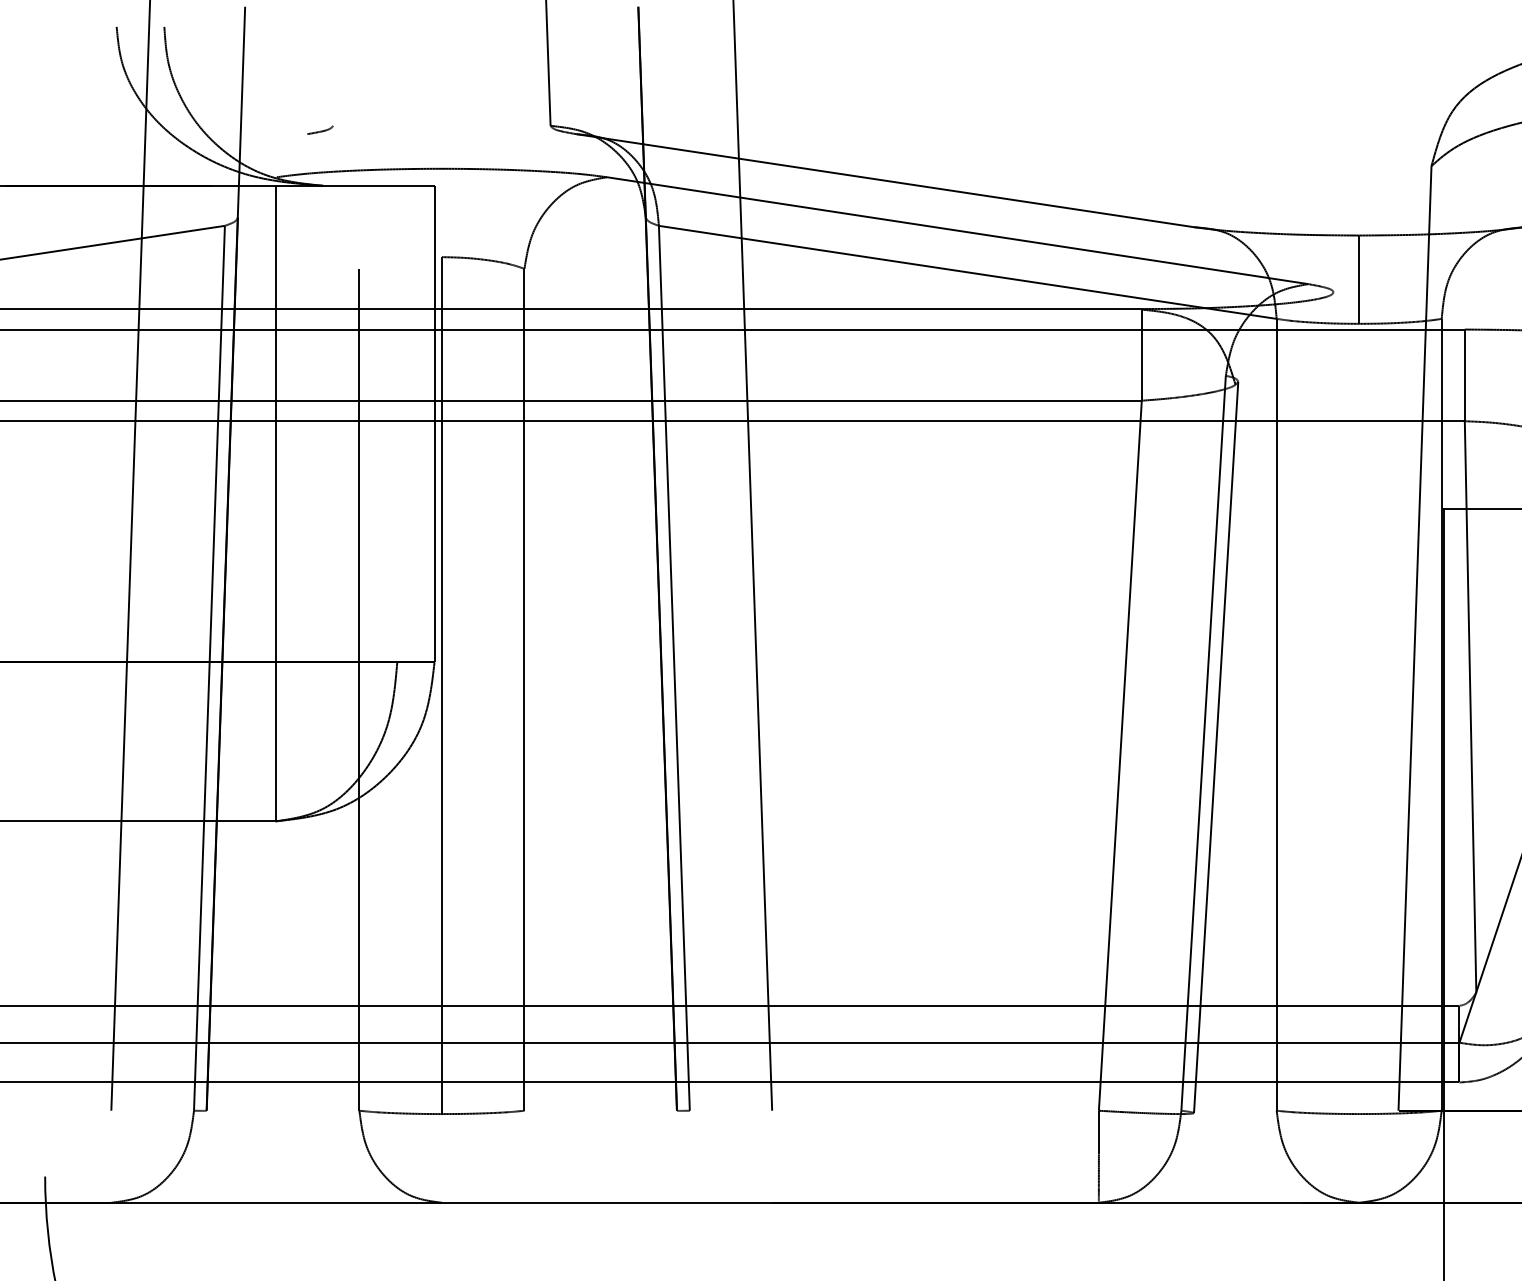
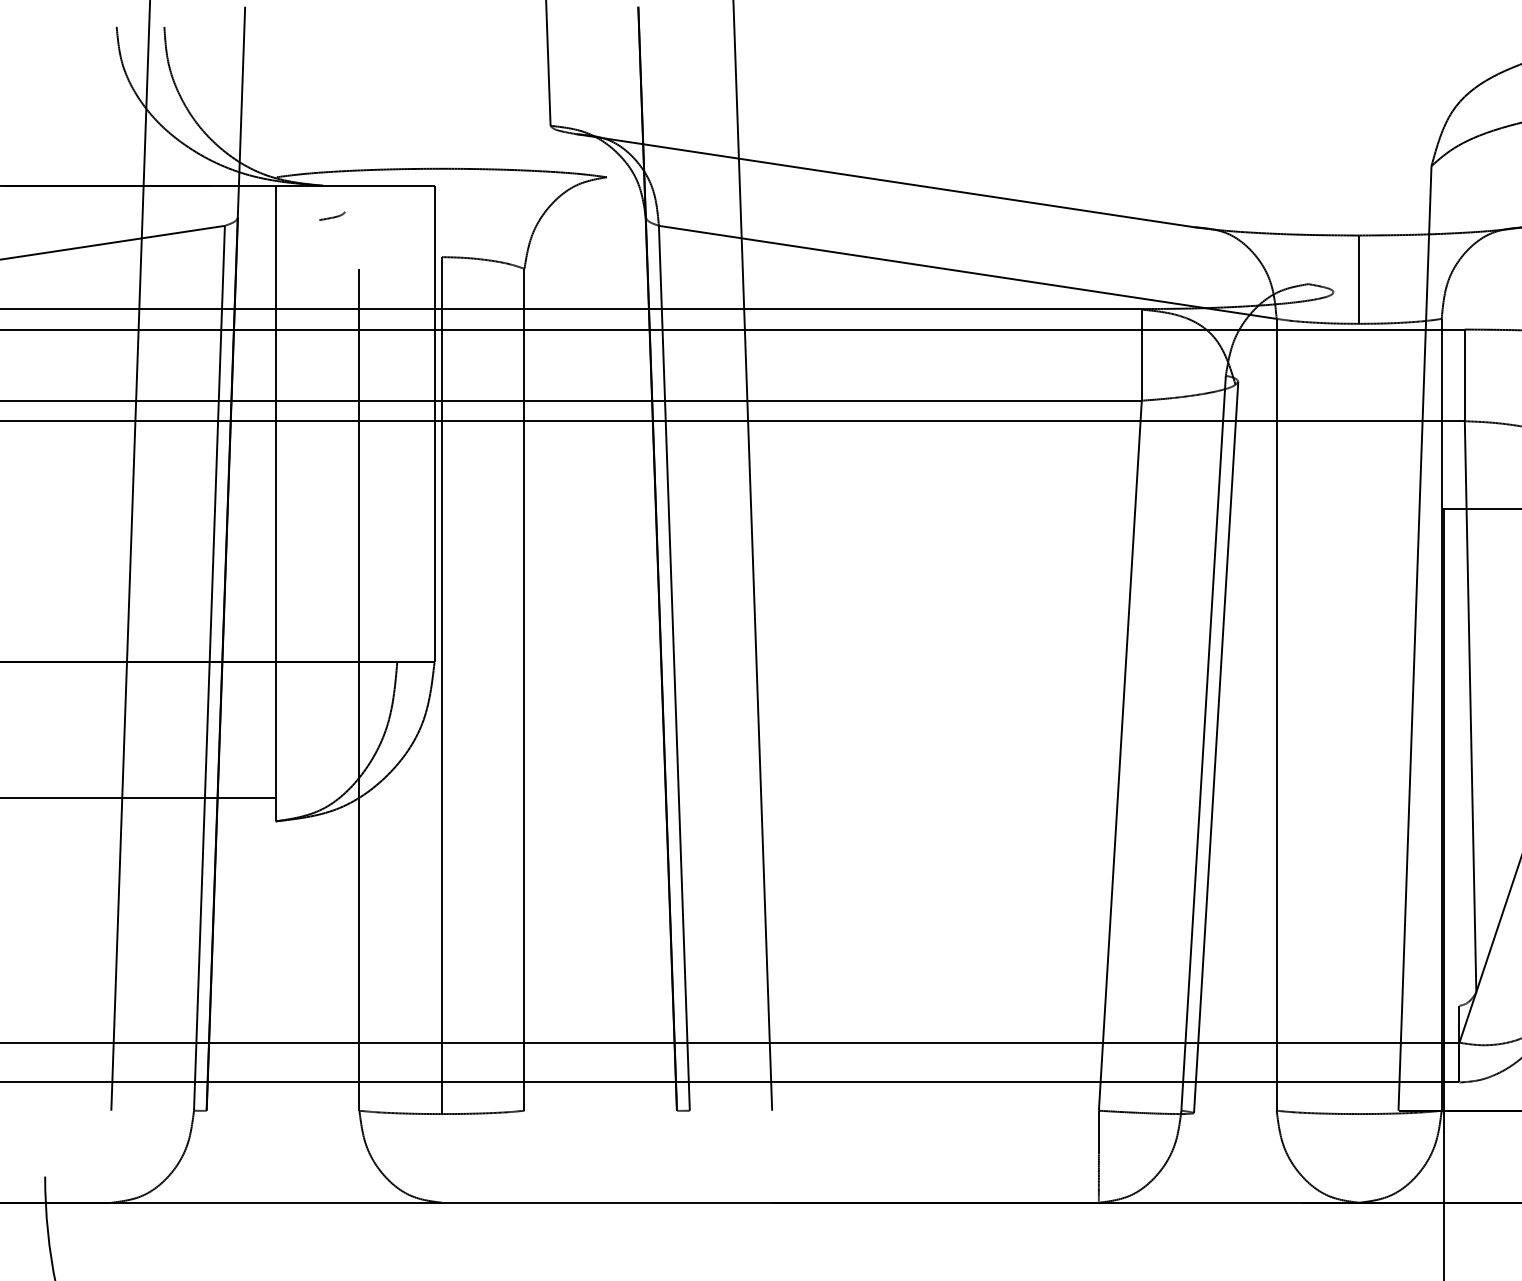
curve position: (320, 130) -> (332, 216) (332, 216)
line: present -> none (957, 230)
line position: (138, 821) -> (138, 798) (138, 798)
line: present -> none (730, 1005)
